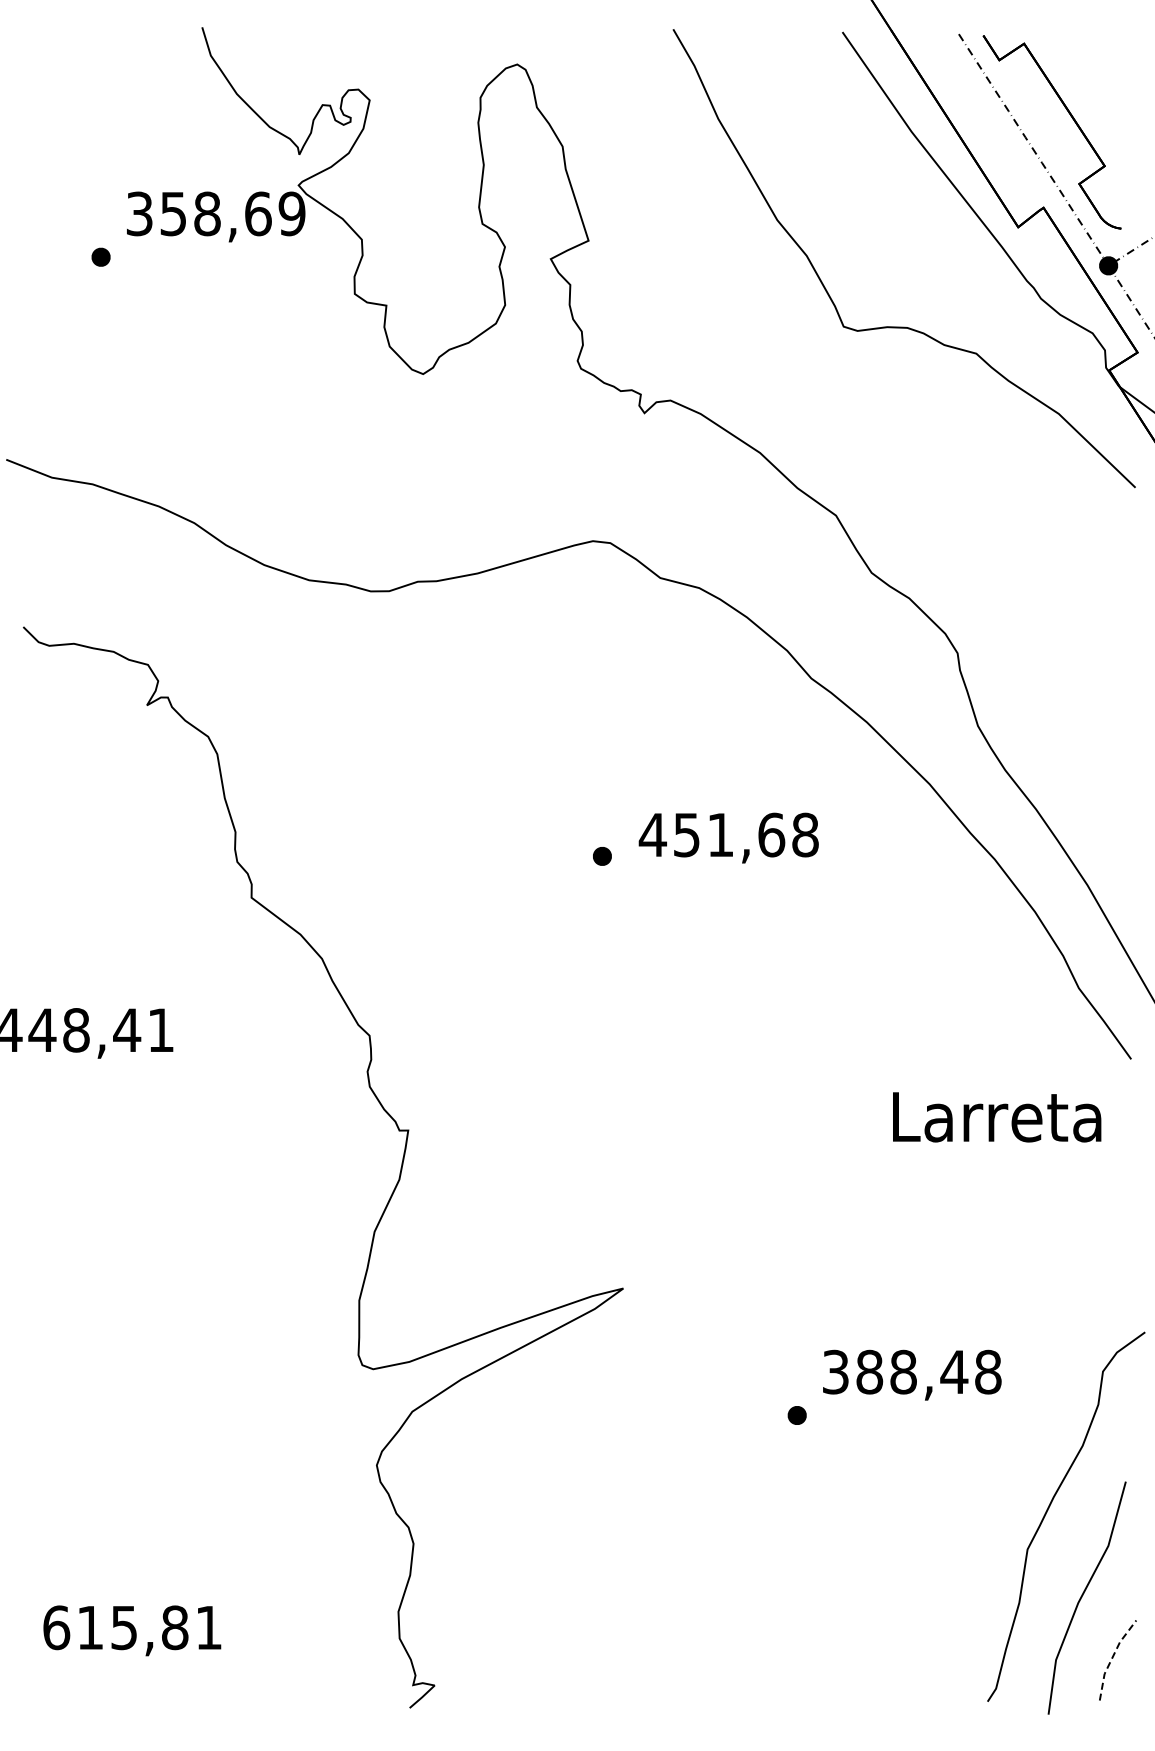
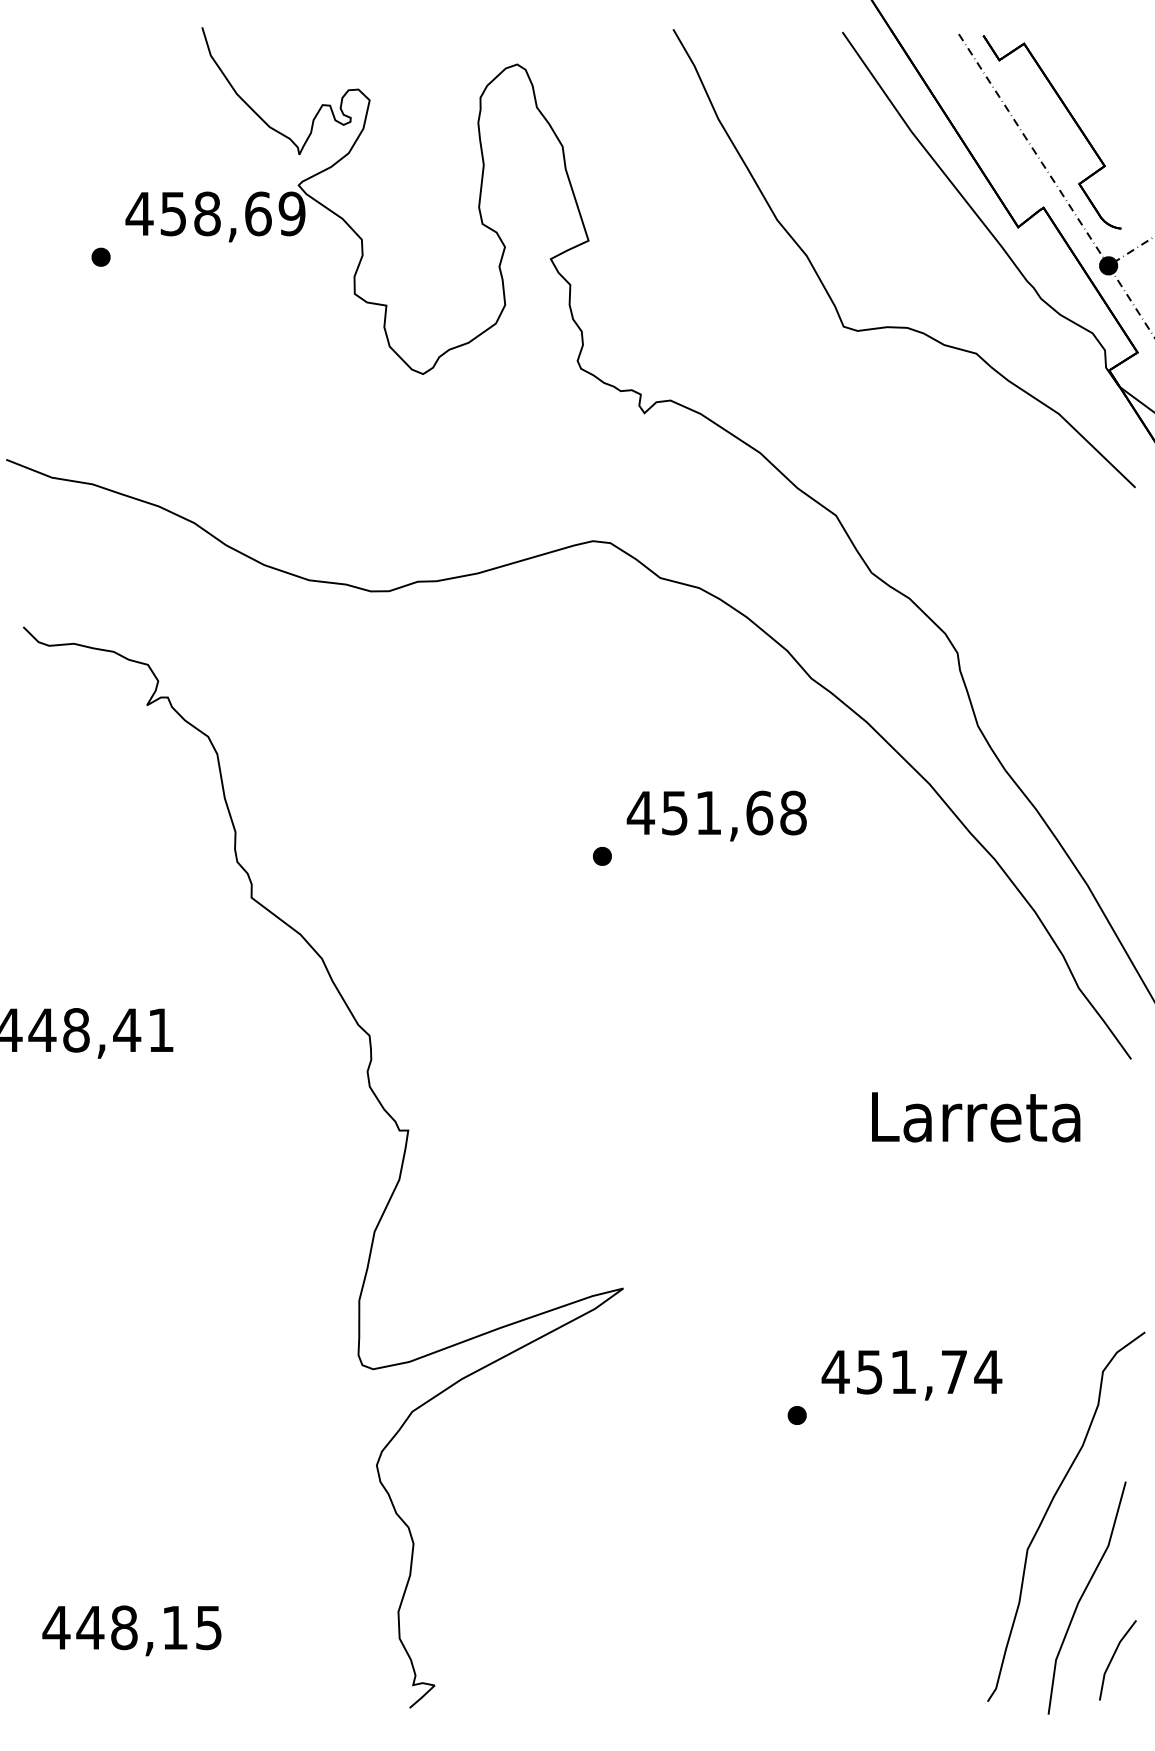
text: 358,69 -> 458,69 (139, 213)
text position: (728, 837) -> (716, 815) (716, 815)
text position: (997, 1117) -> (976, 1117) (976, 1117)
text: 388,48 -> 451,74 (911, 1371)
text: 615,81 -> 448,15 (131, 1627)
line: dashed -> solid (1112, 1658)
